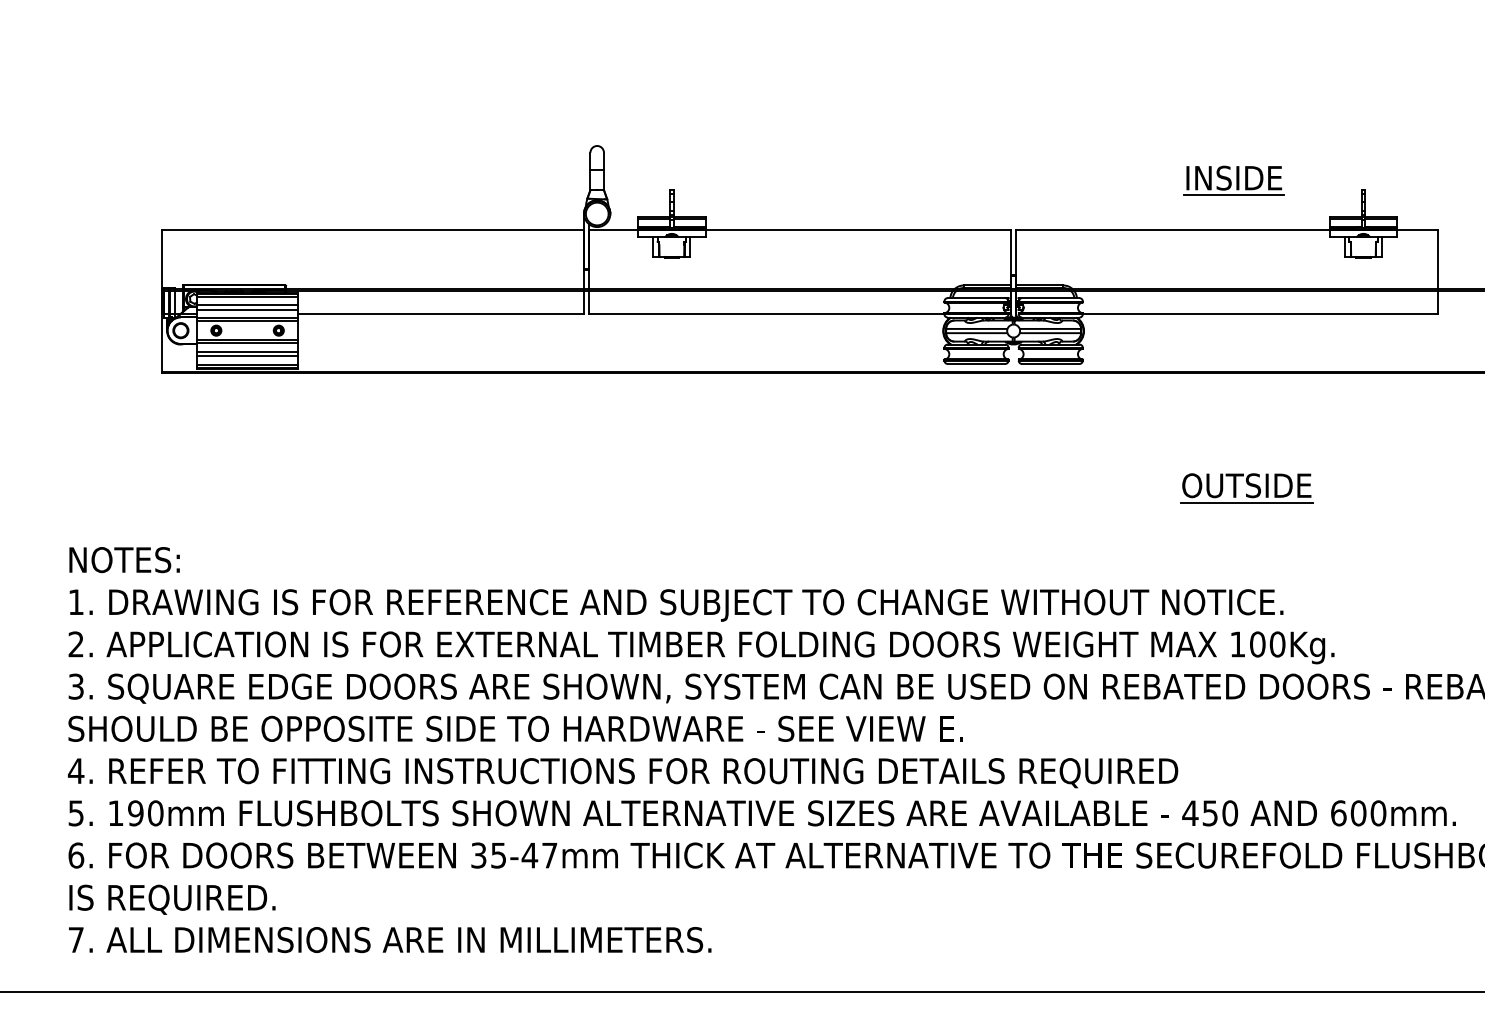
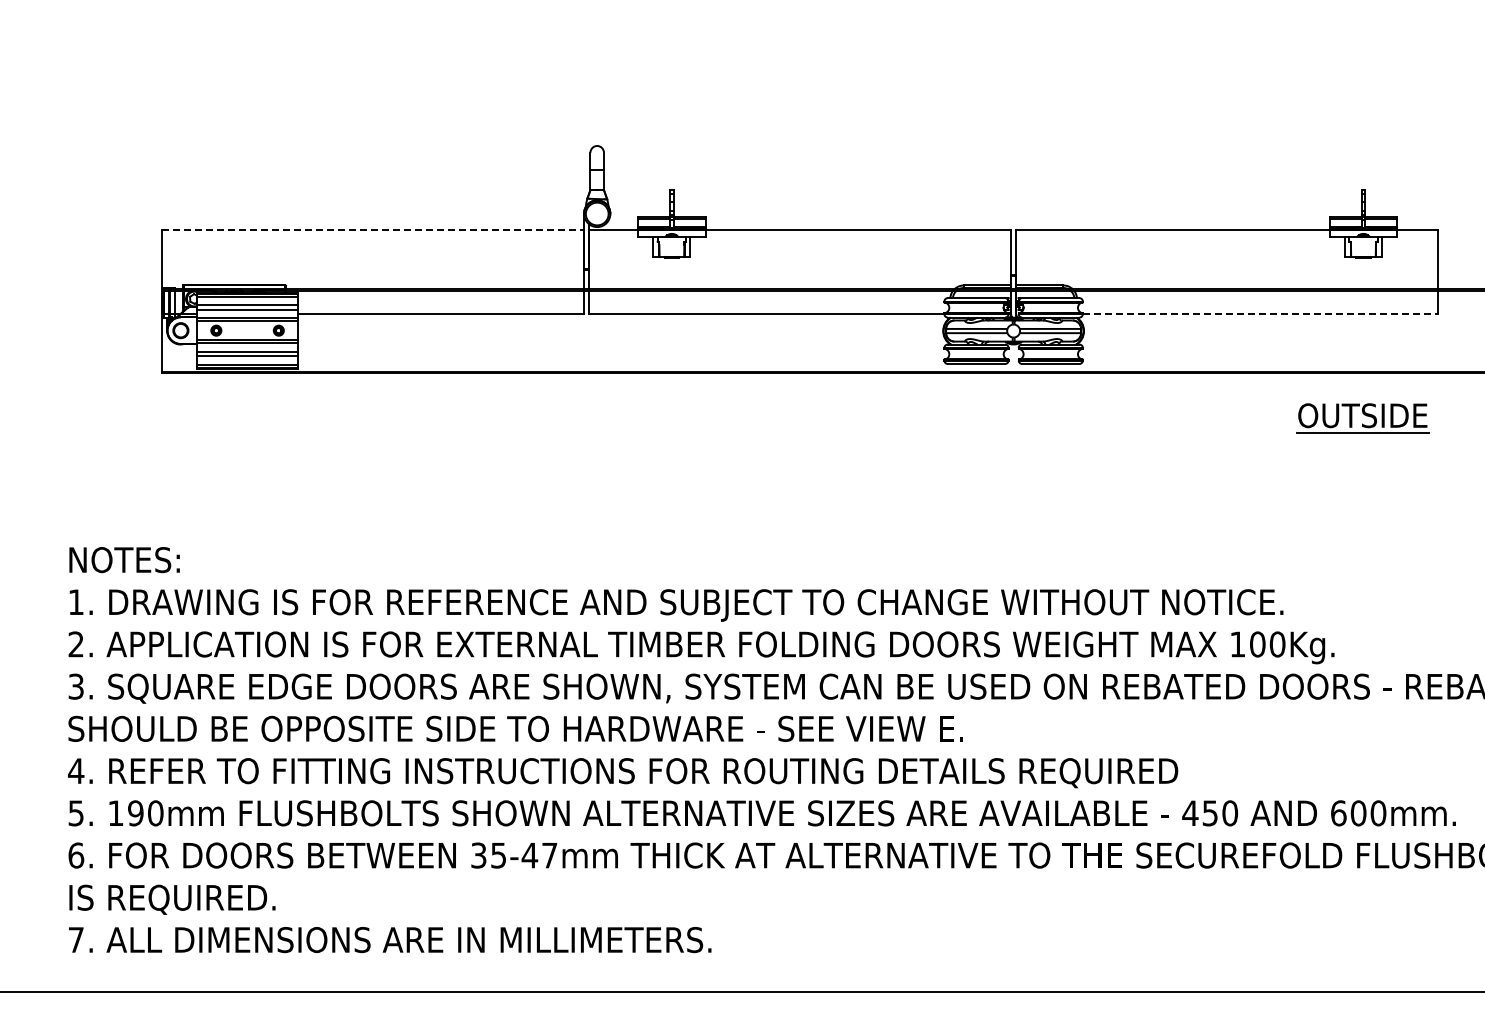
part: present -> none (1233, 180)
line: solid -> dashed (373, 230)
line: solid -> dashed (1260, 314)
part position: (1246, 488) -> (1362, 418) (1362, 418)
